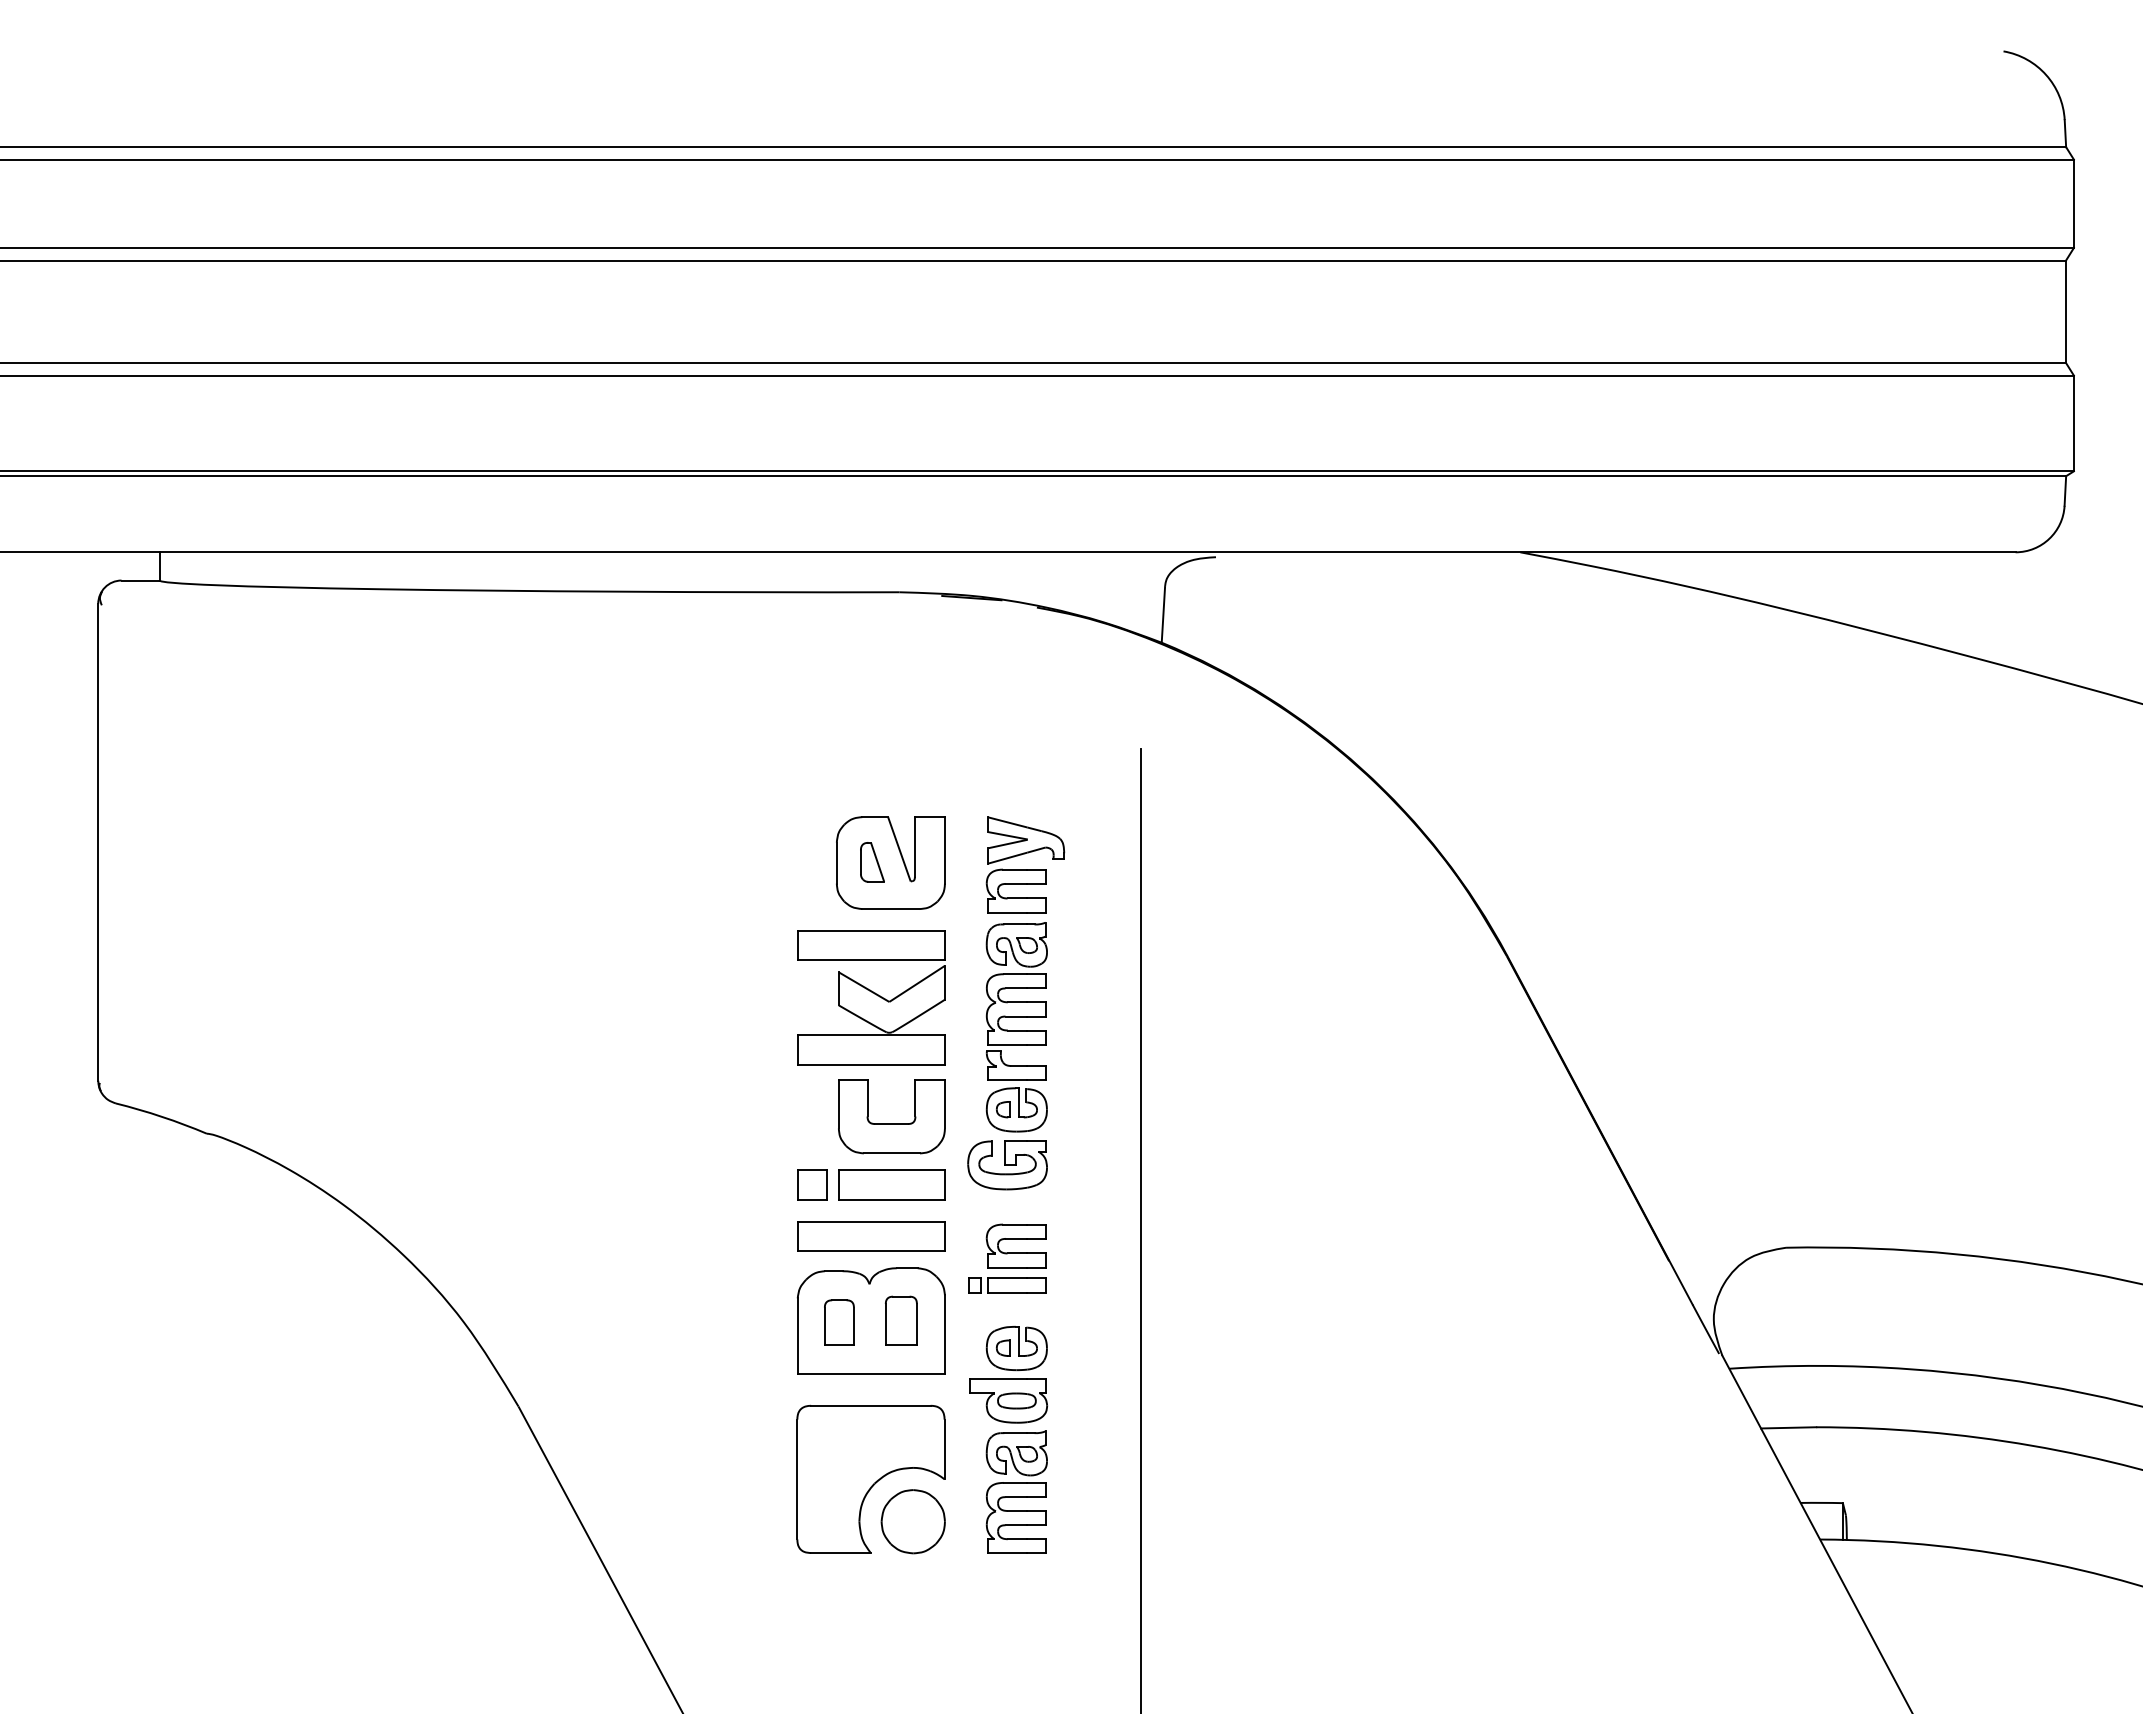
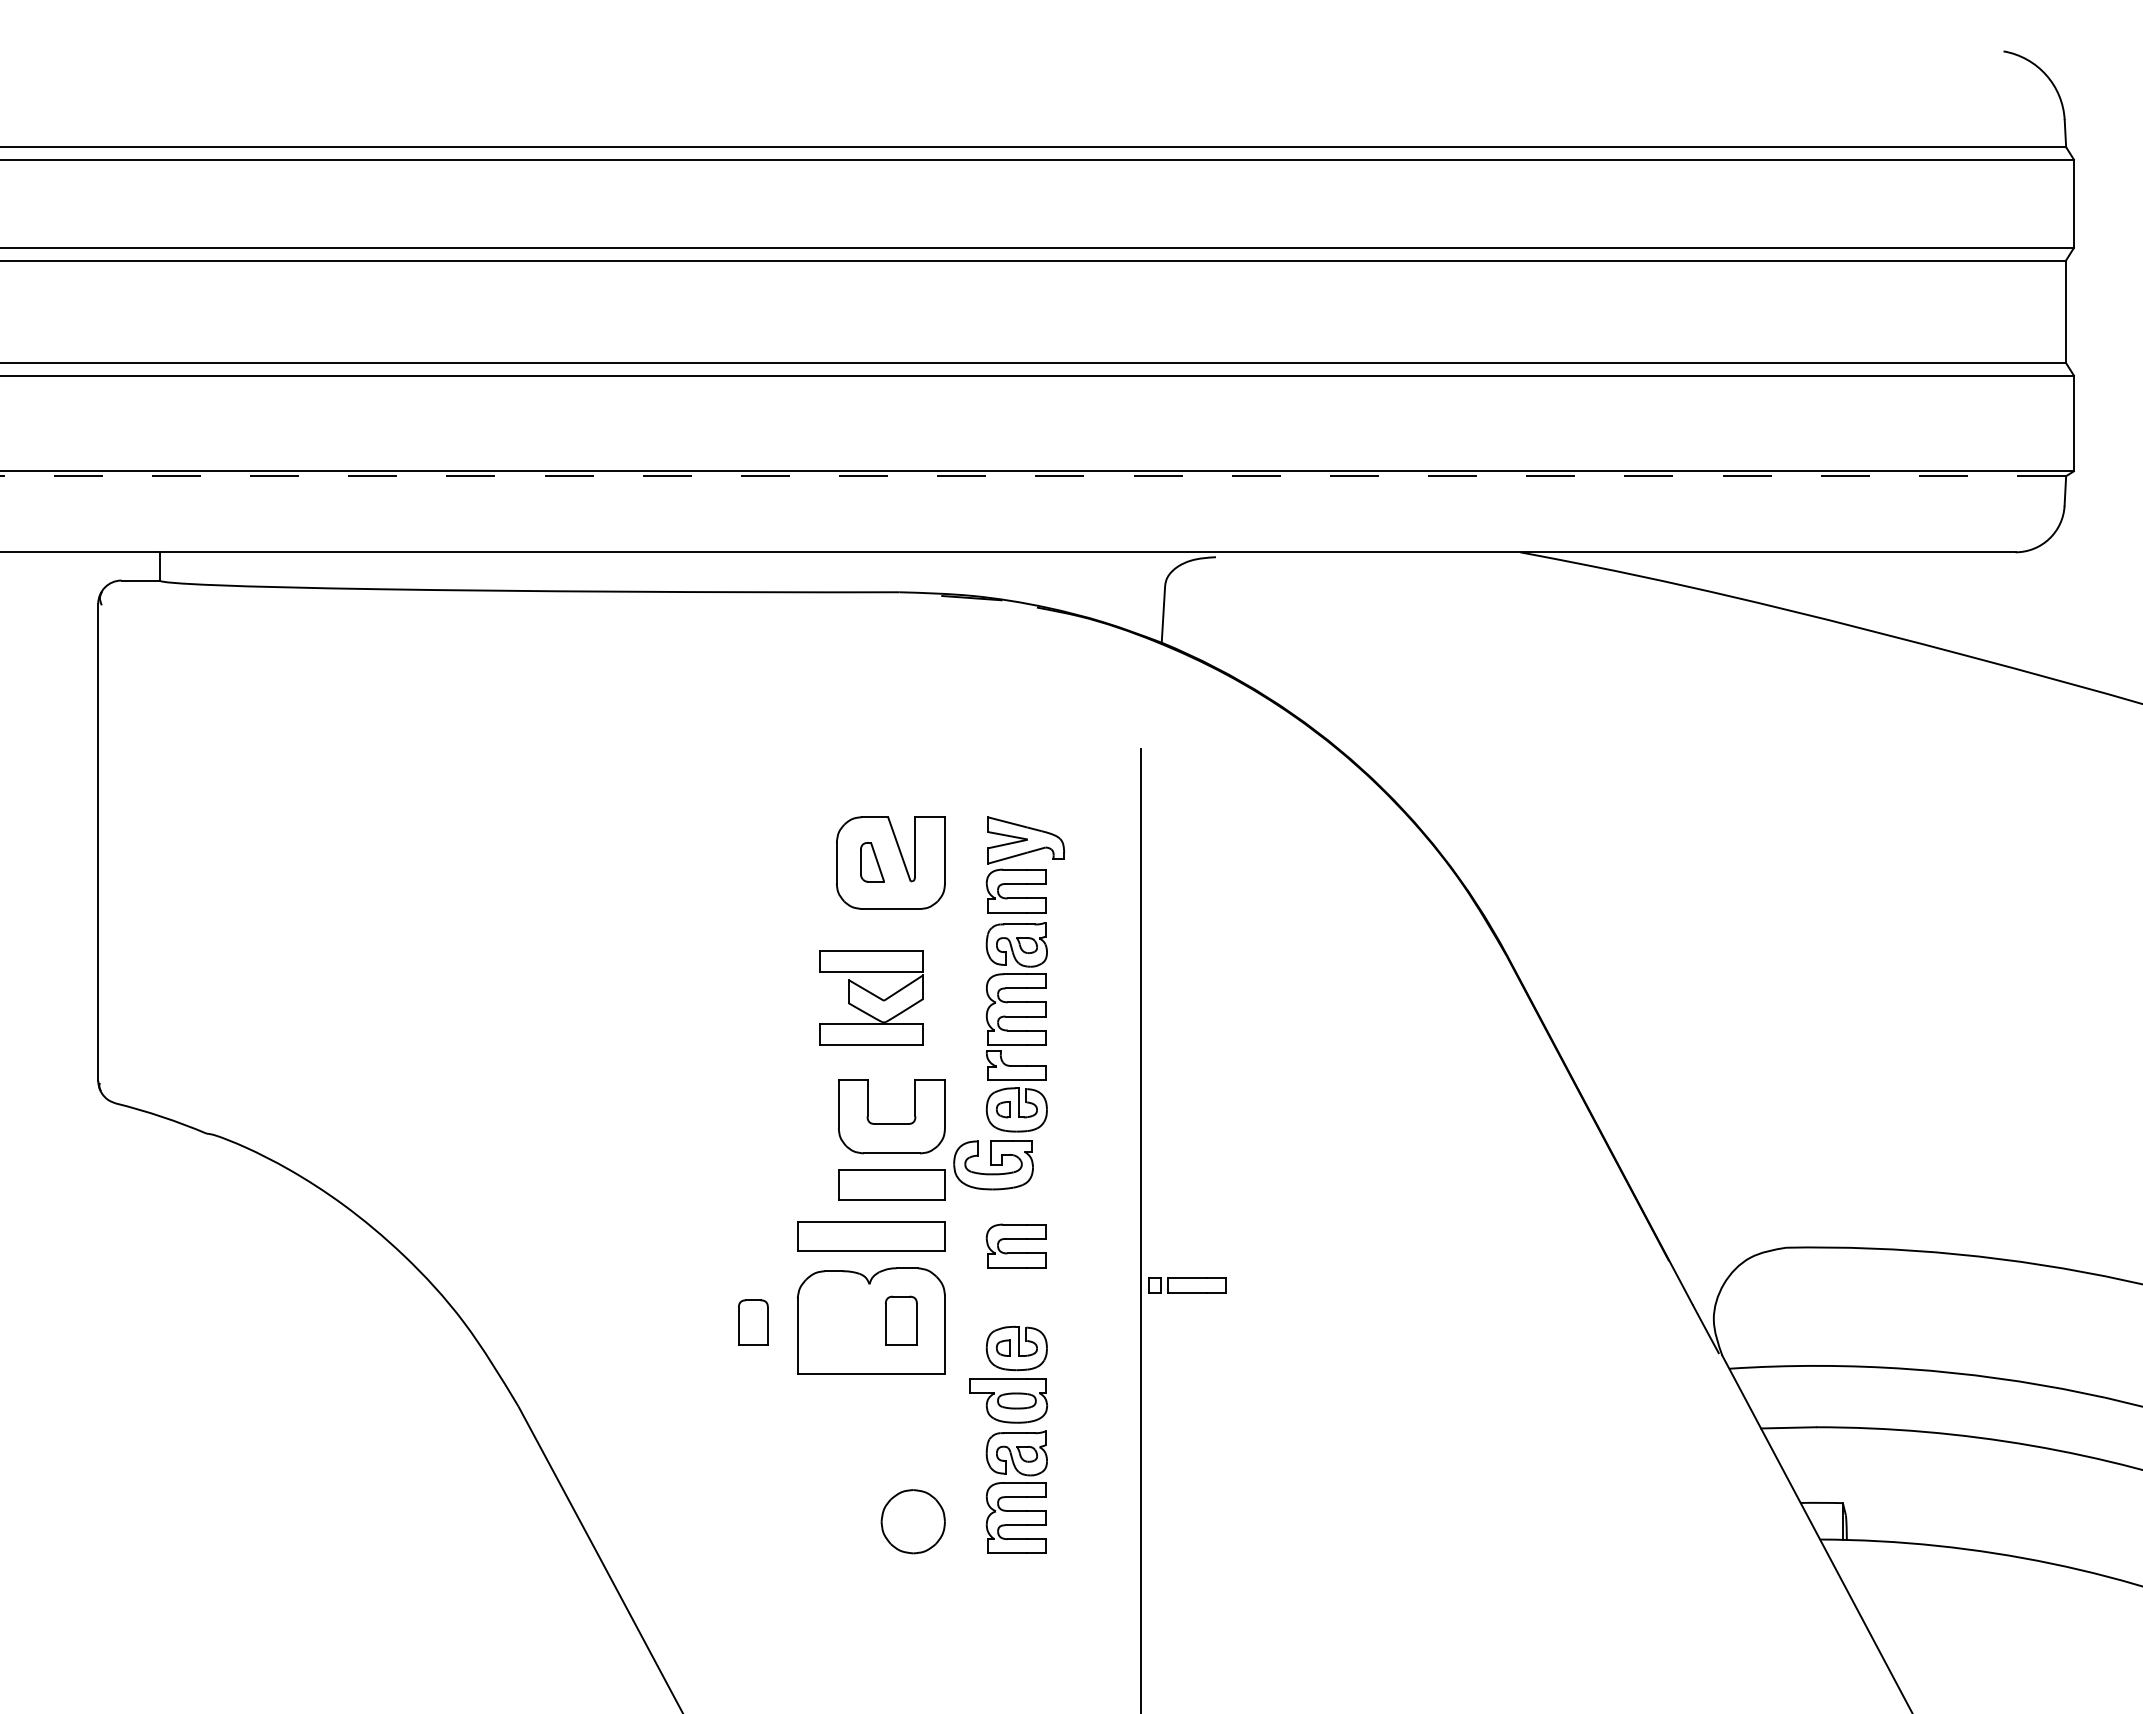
line: solid -> dashed (1033, 476)
part size: 149x136 px -> 105x96 px (871, 997)
part position: (1007, 1165) -> (993, 1165) (993, 1165)
part: present -> none (812, 1184)
part position: (1007, 1285) -> (1187, 1285) (1187, 1285)
part position: (839, 1322) -> (753, 1322) (753, 1322)
part: present -> none (870, 1478)
